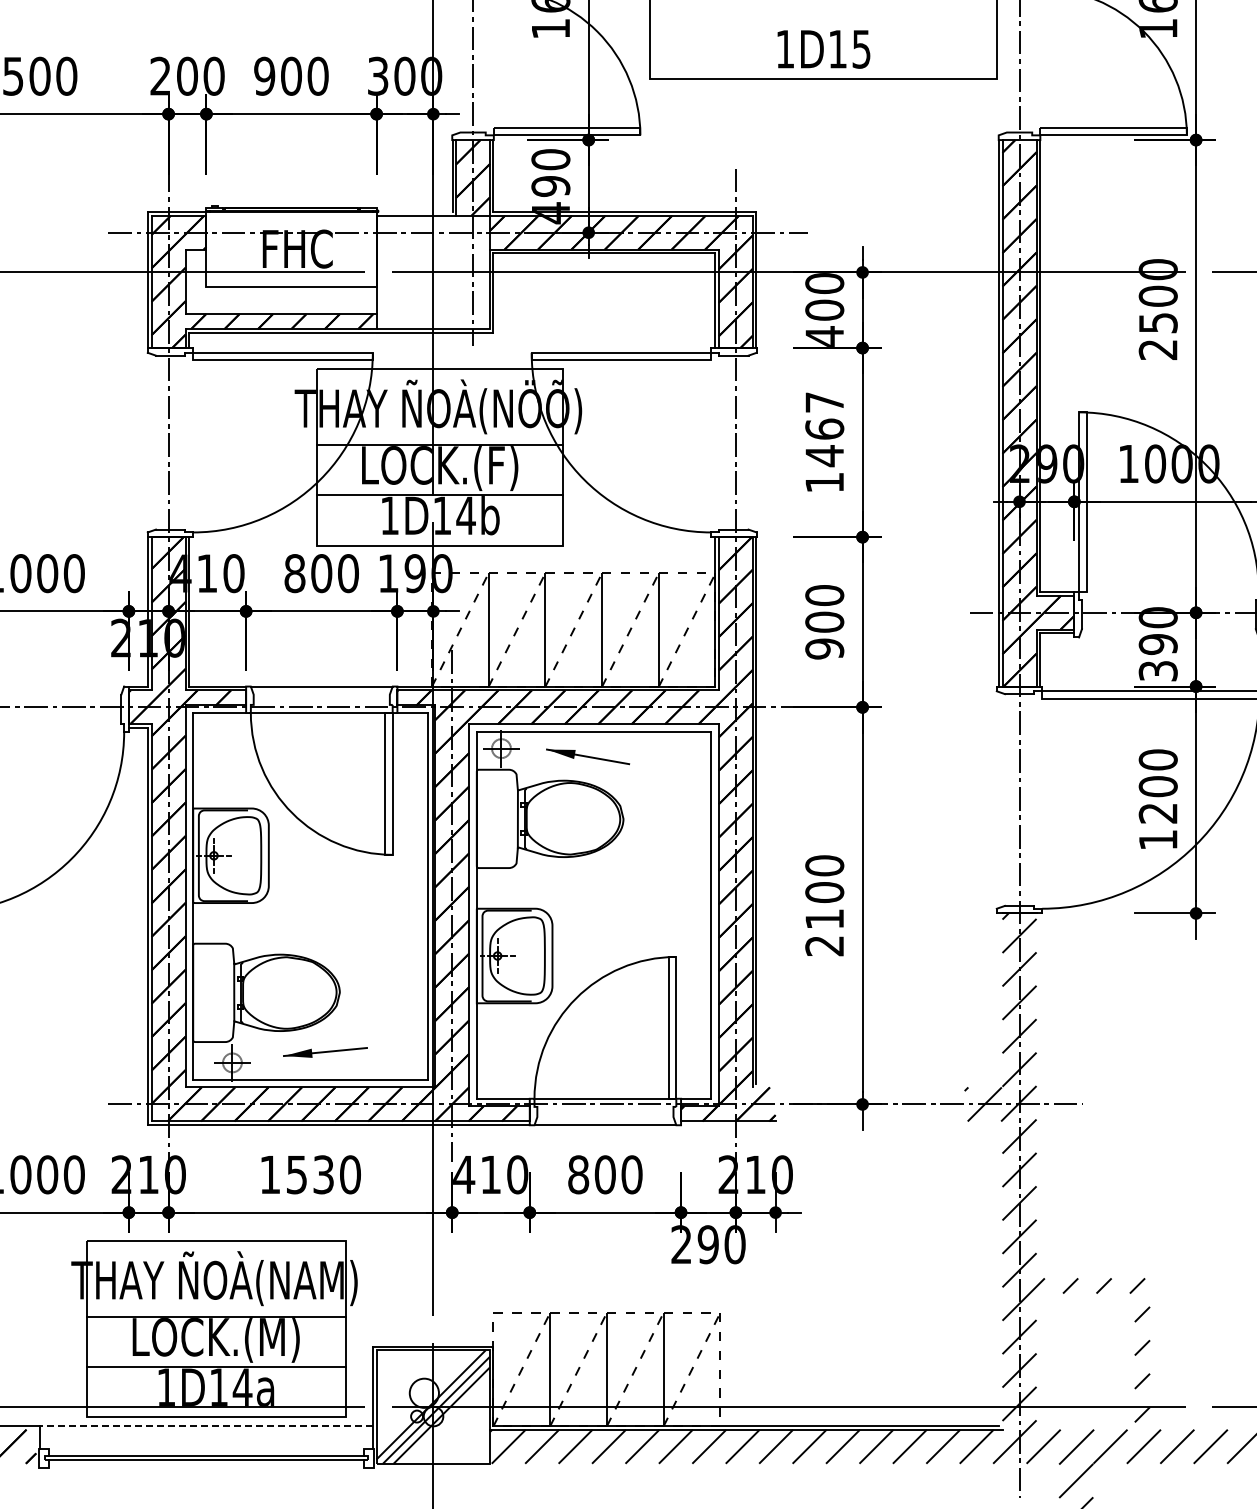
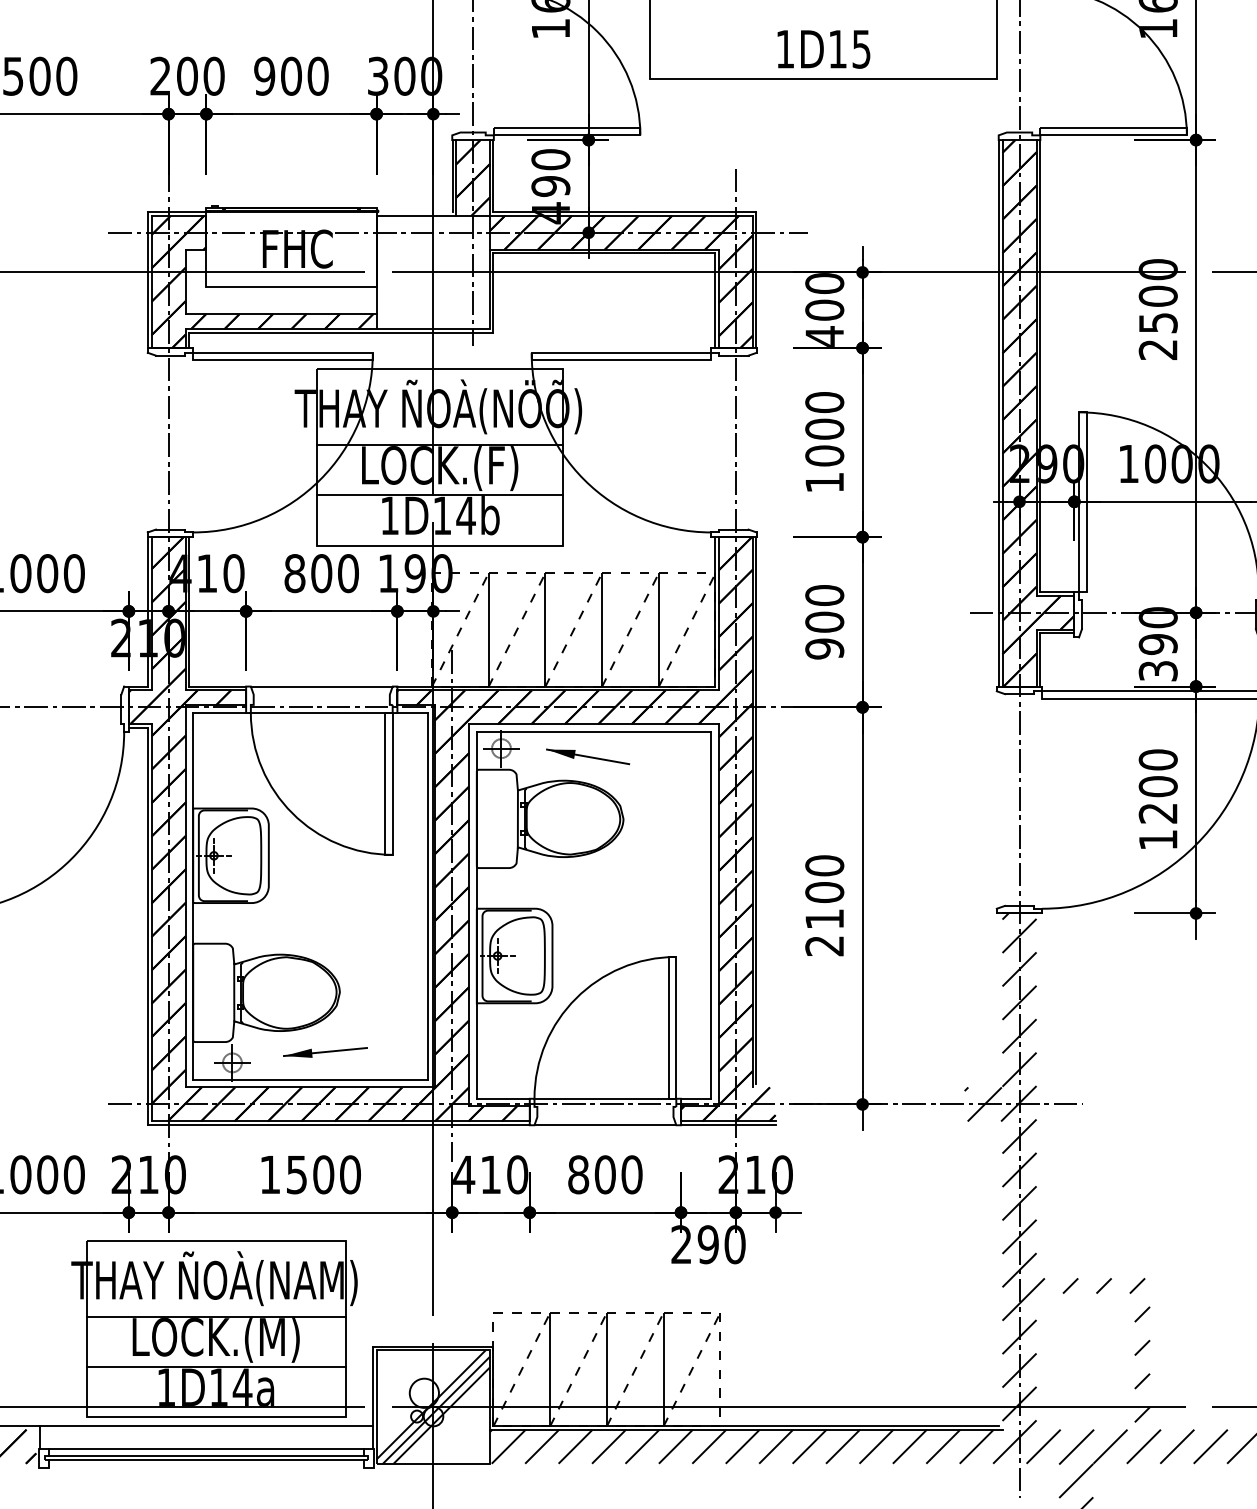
text: 1467 -> 1000 (824, 429)
line: none -> present (728, 1124)
text: 1530 -> 1500 (323, 1174)
line: dashed -> solid (206, 1426)
line: none -> present (206, 1448)
